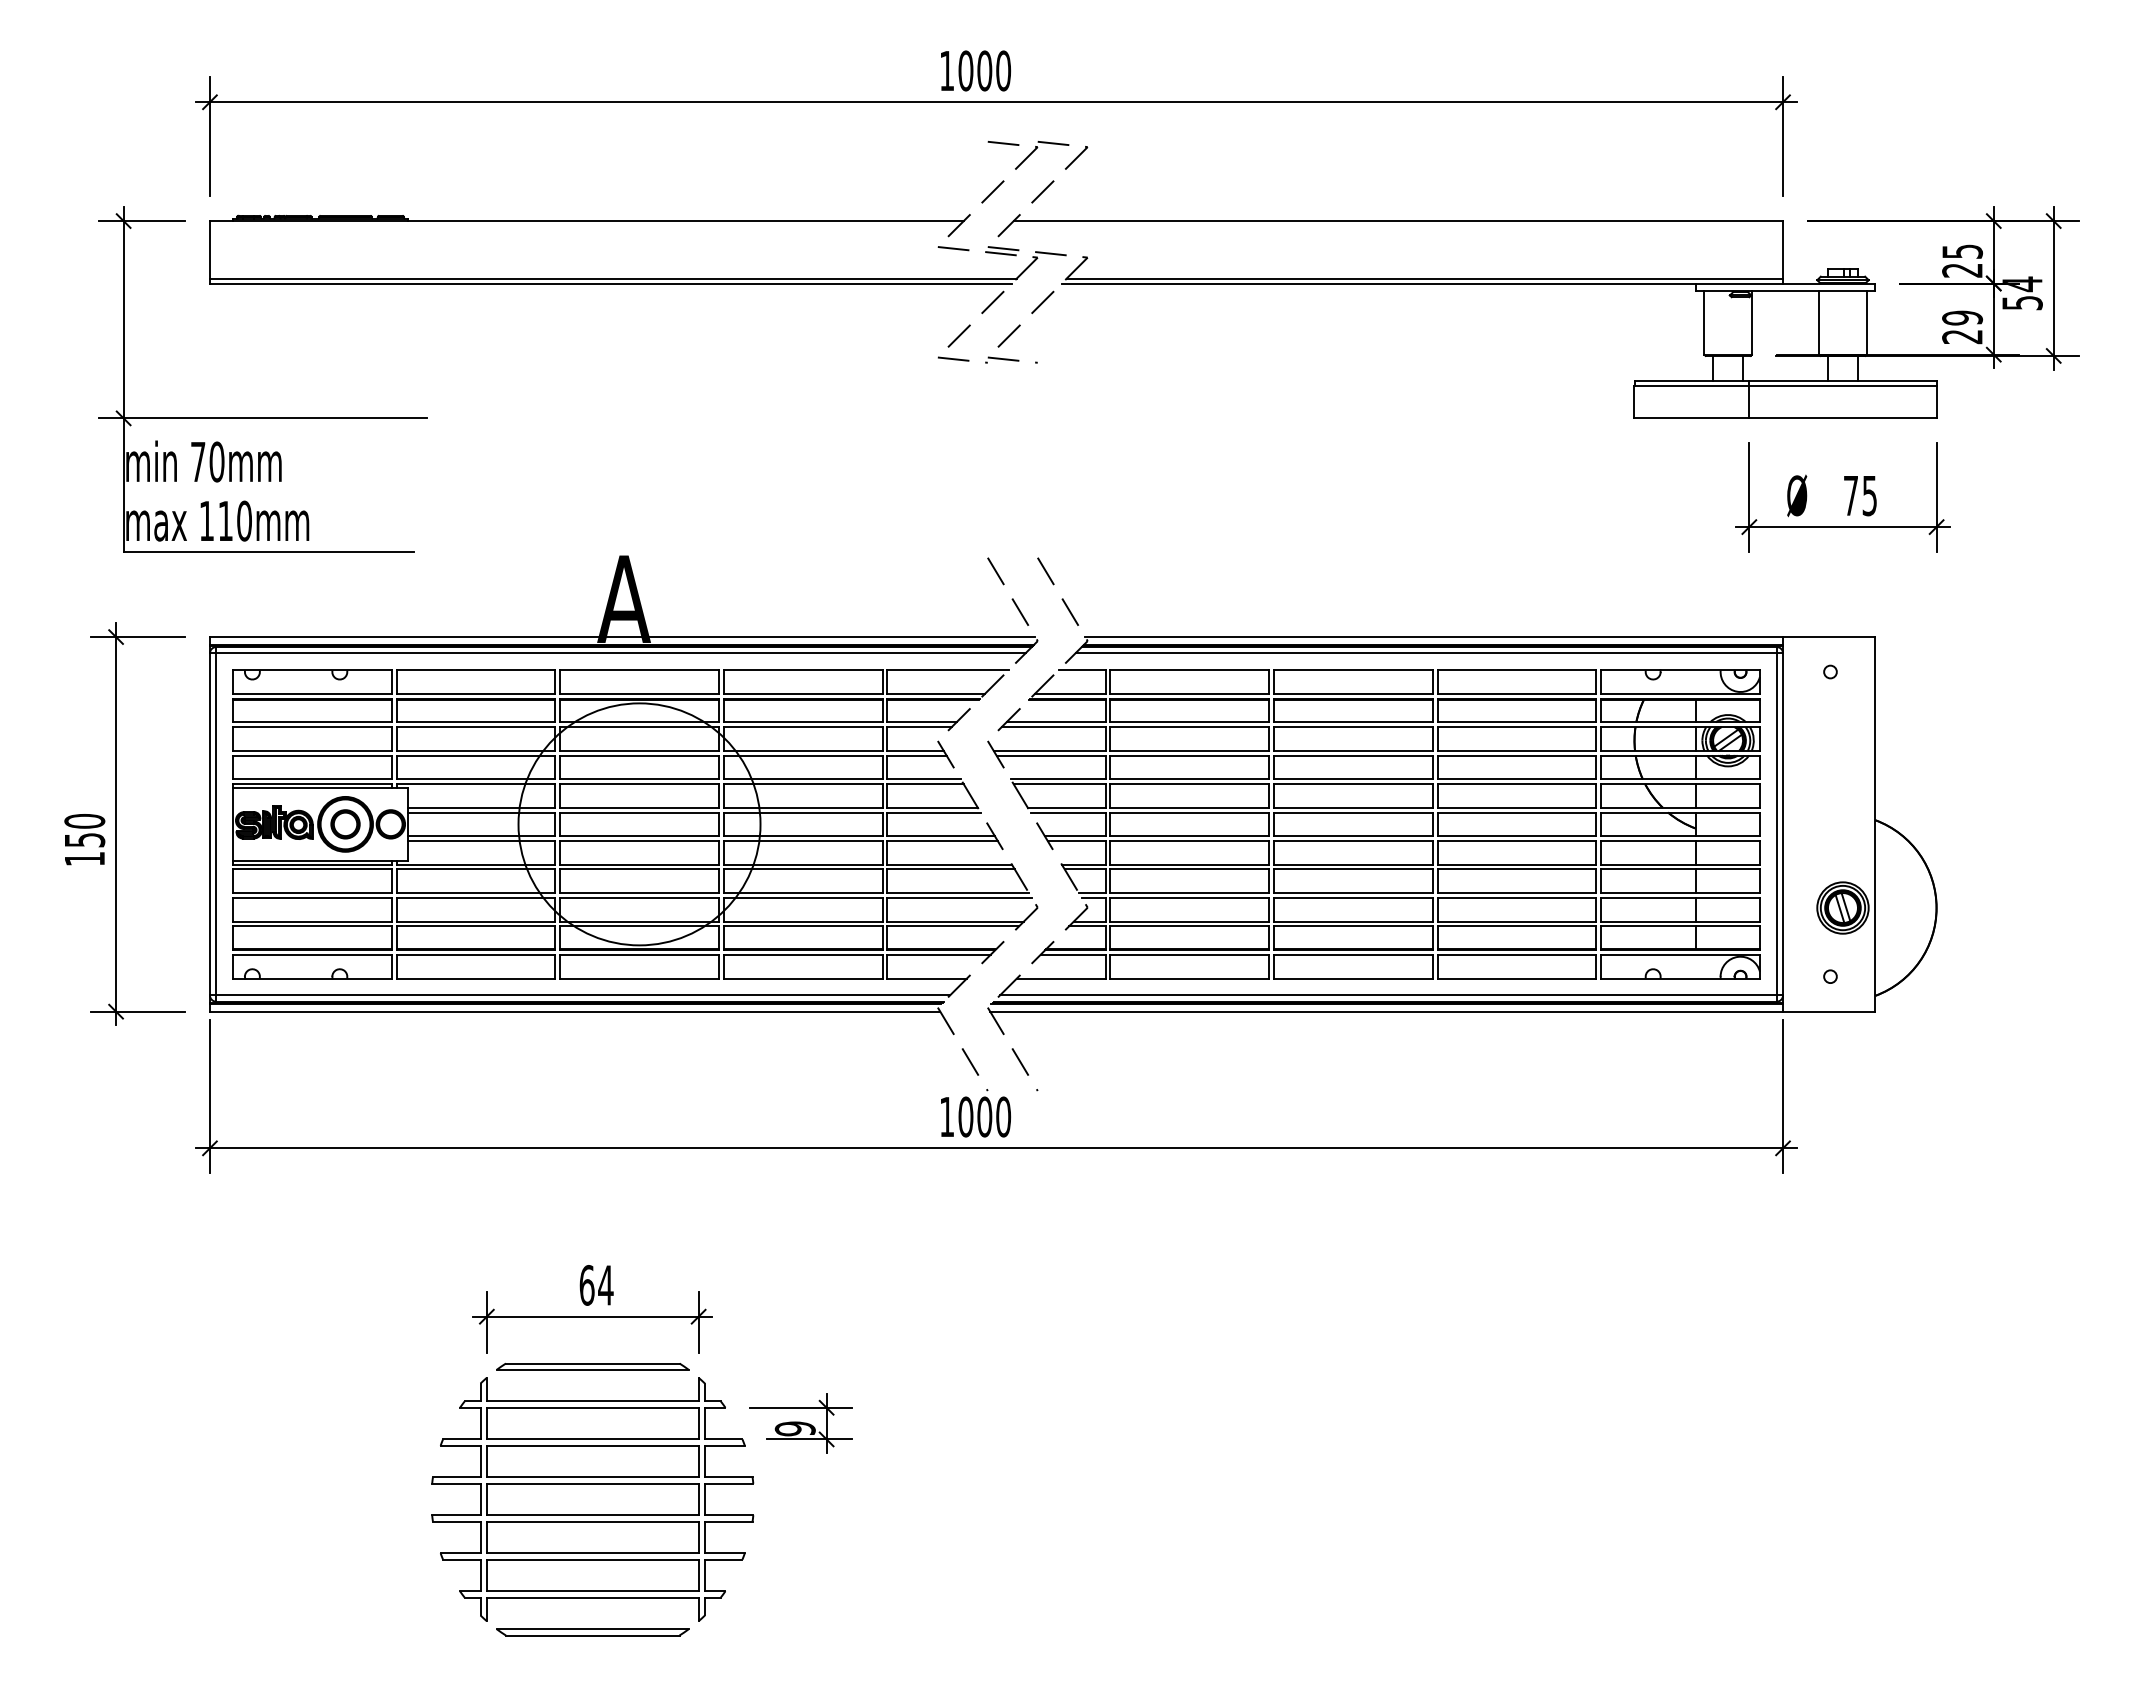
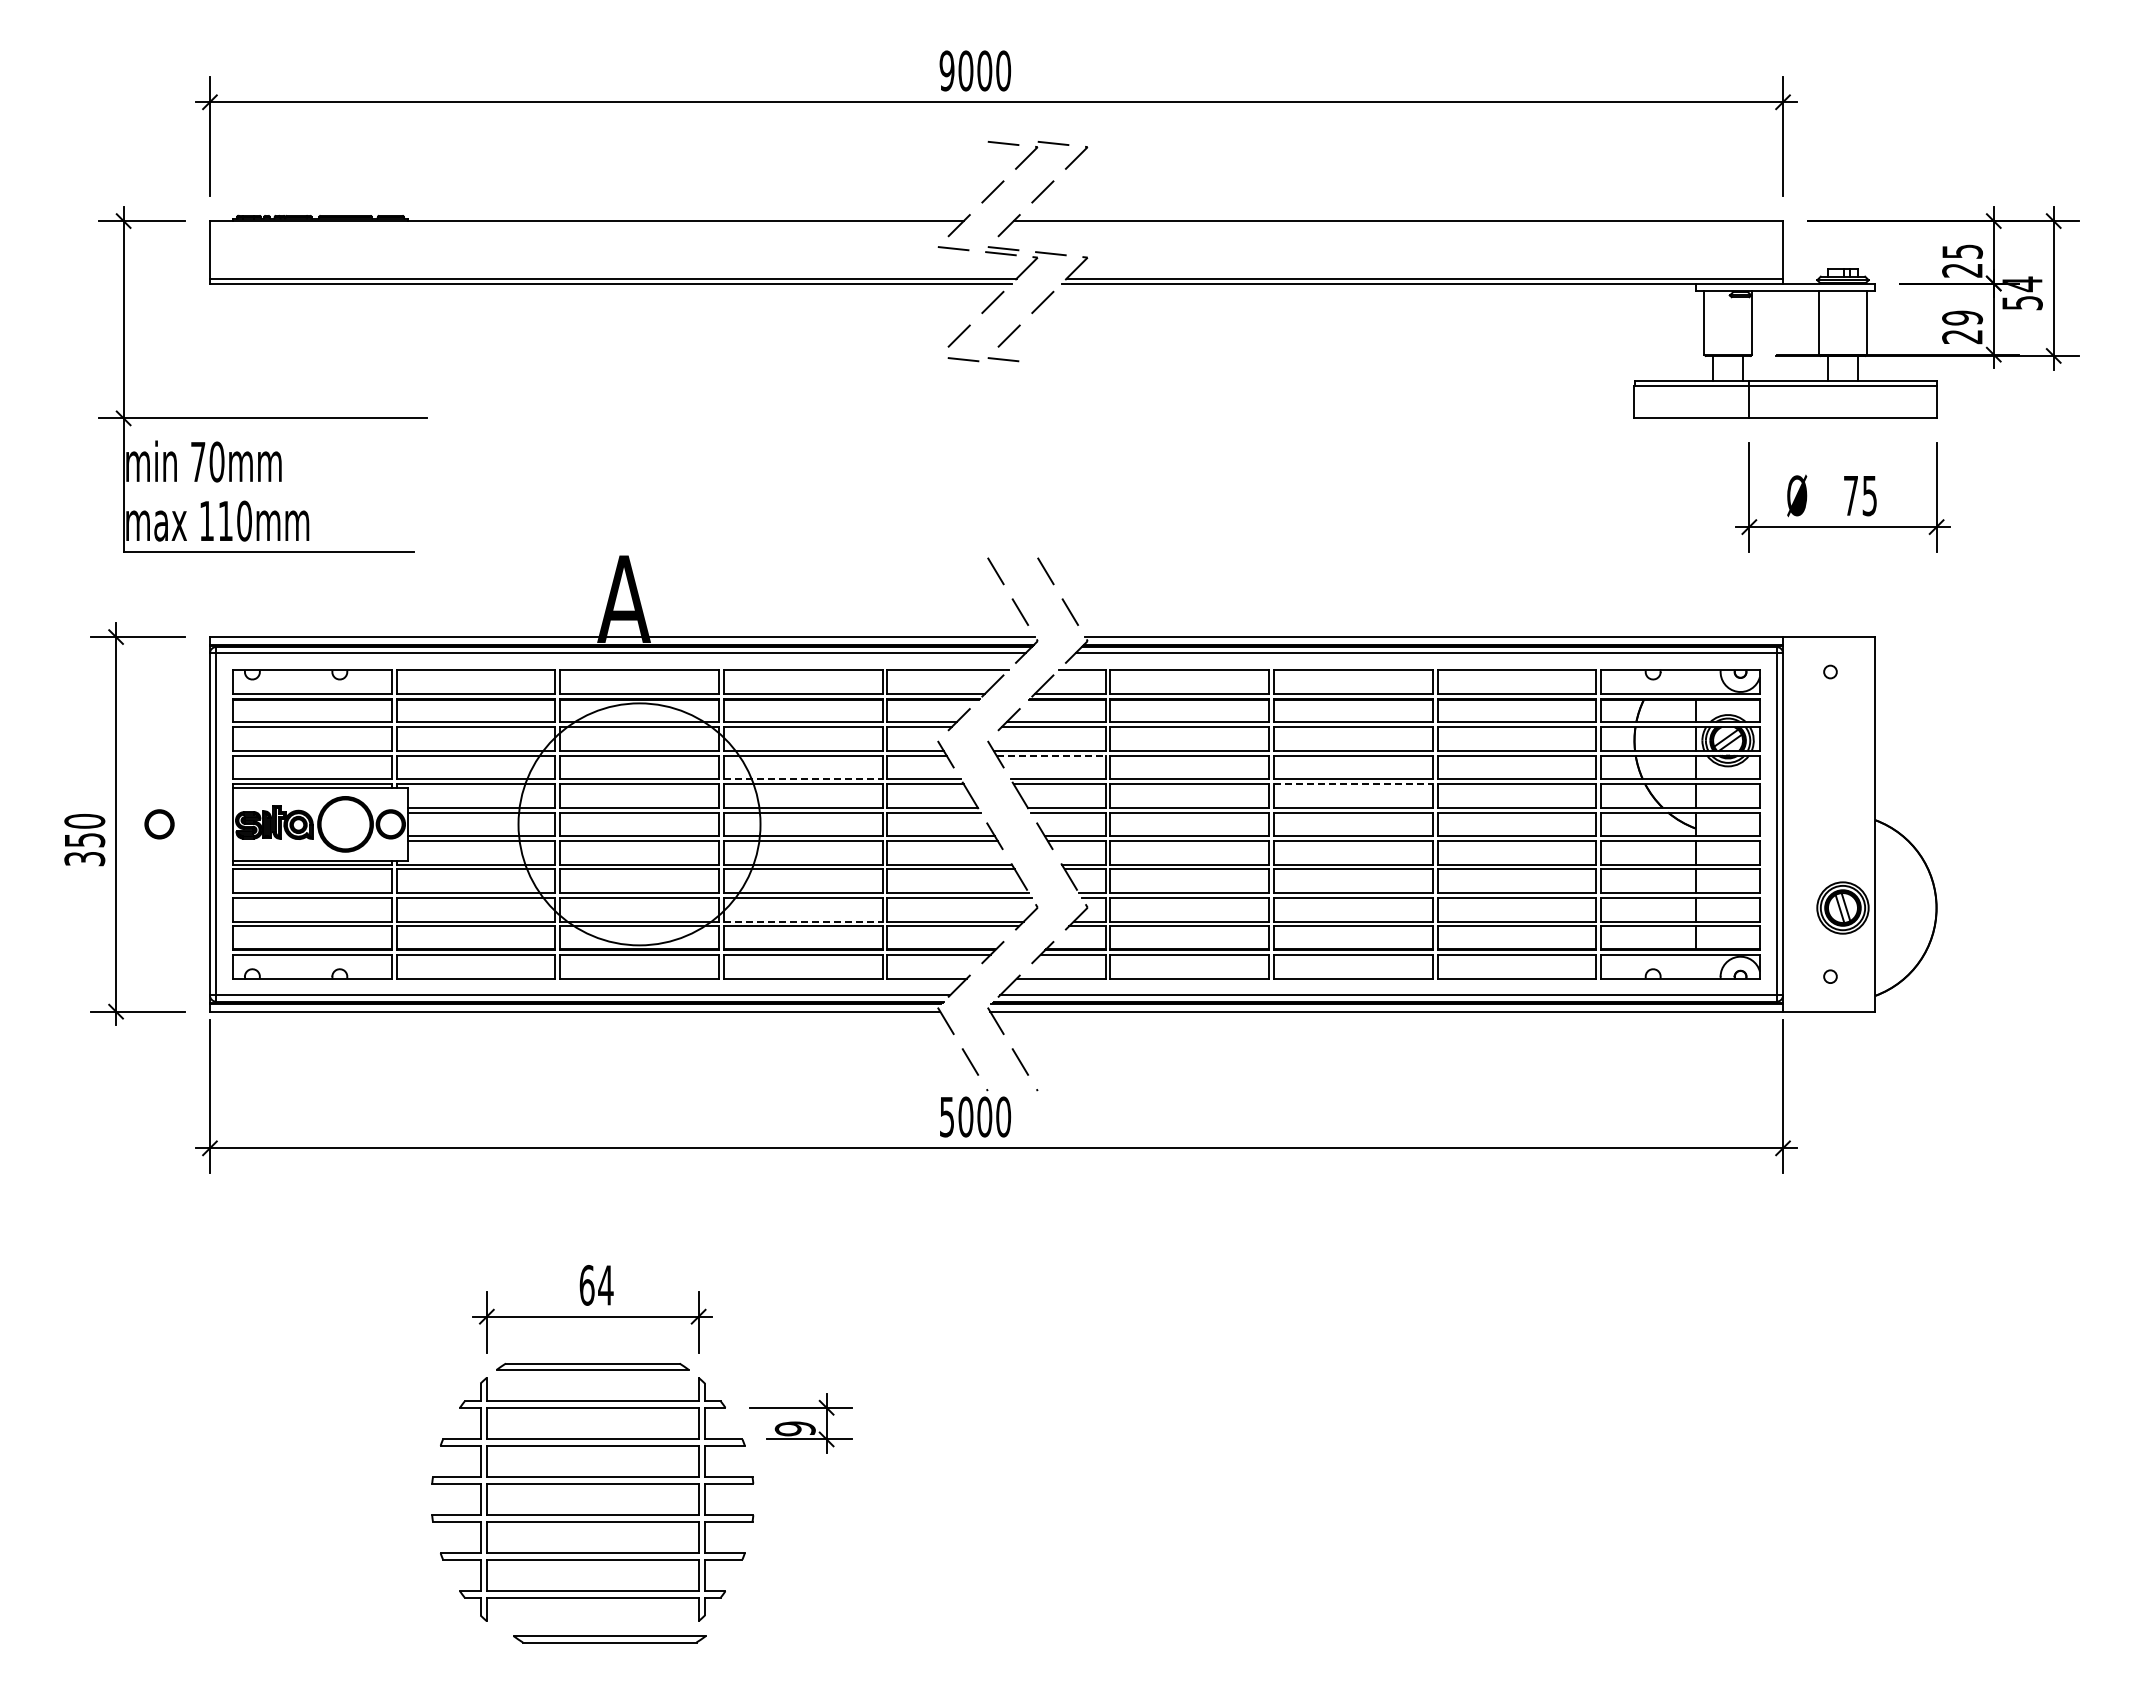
text: 1000 -> 9000 (946, 70)
part size: 101x8 px -> 73x6 px (983, 359)
line: solid -> dashed (1051, 755)
line: solid -> dashed (803, 779)
line: solid -> dashed (1353, 784)
part position: (345, 824) -> (159, 824) (159, 824)
text: 150 -> 350 (84, 859)
line: solid -> dashed (803, 921)
text: 1000 -> 5000 (946, 1117)
part position: (592, 1632) -> (609, 1639) (609, 1639)
